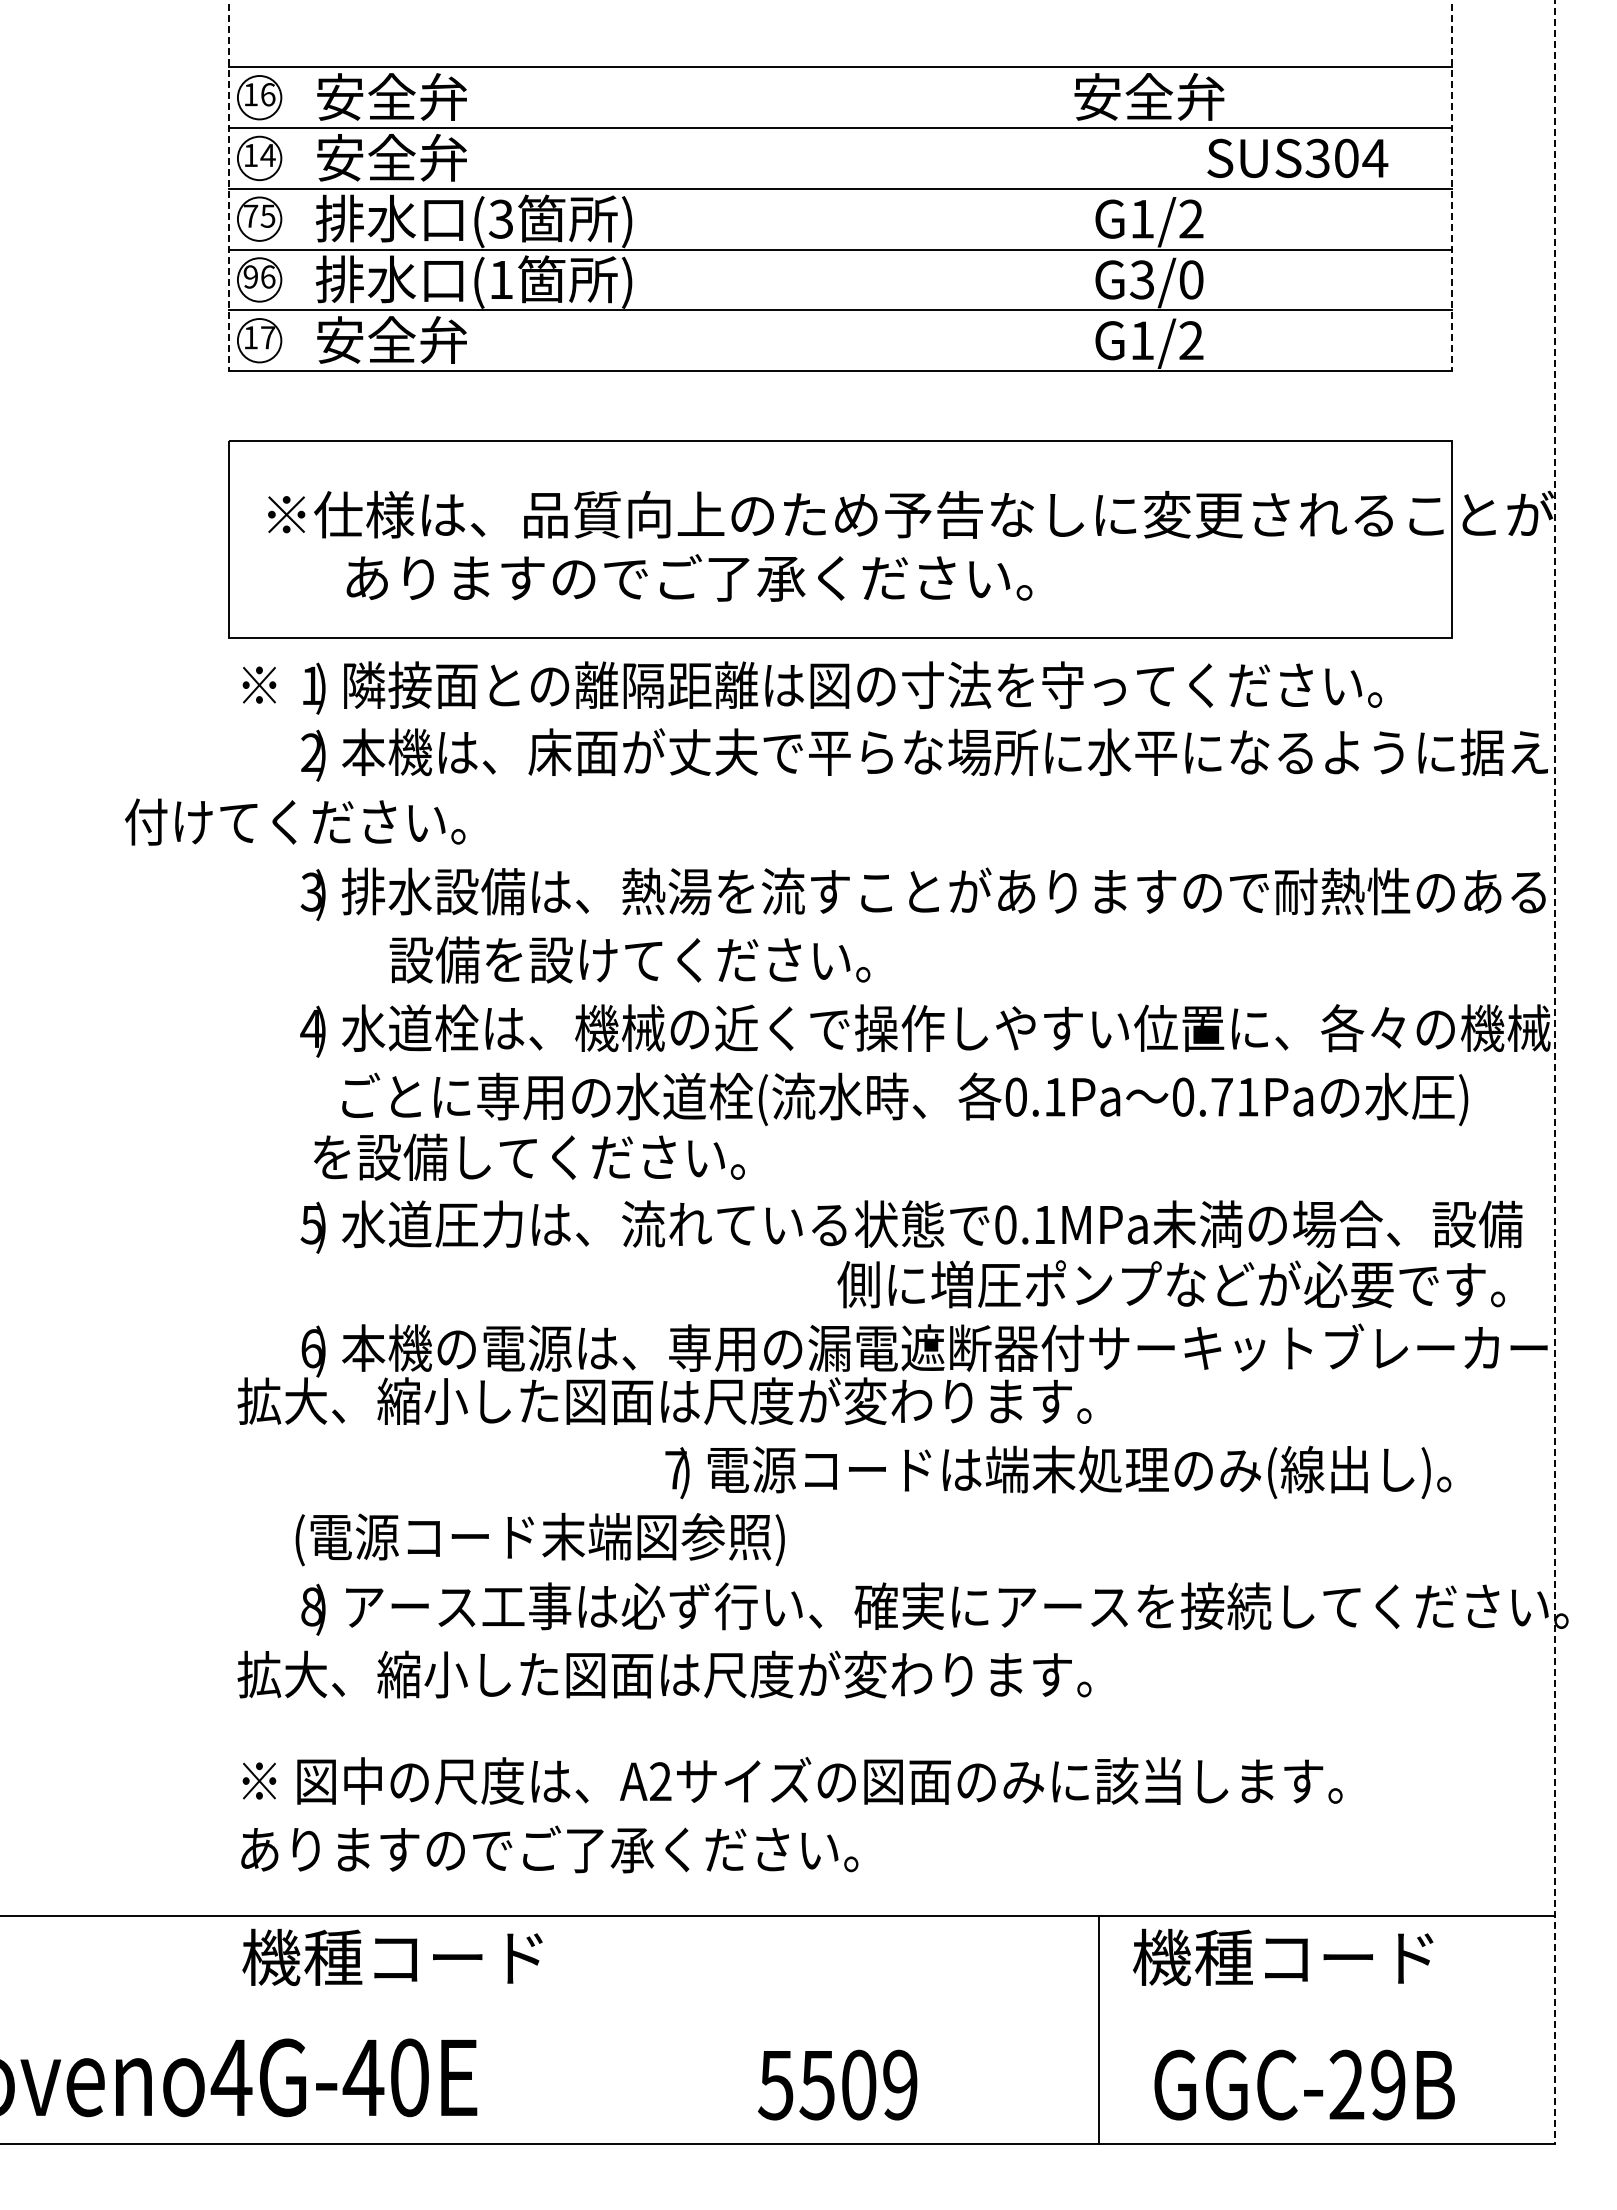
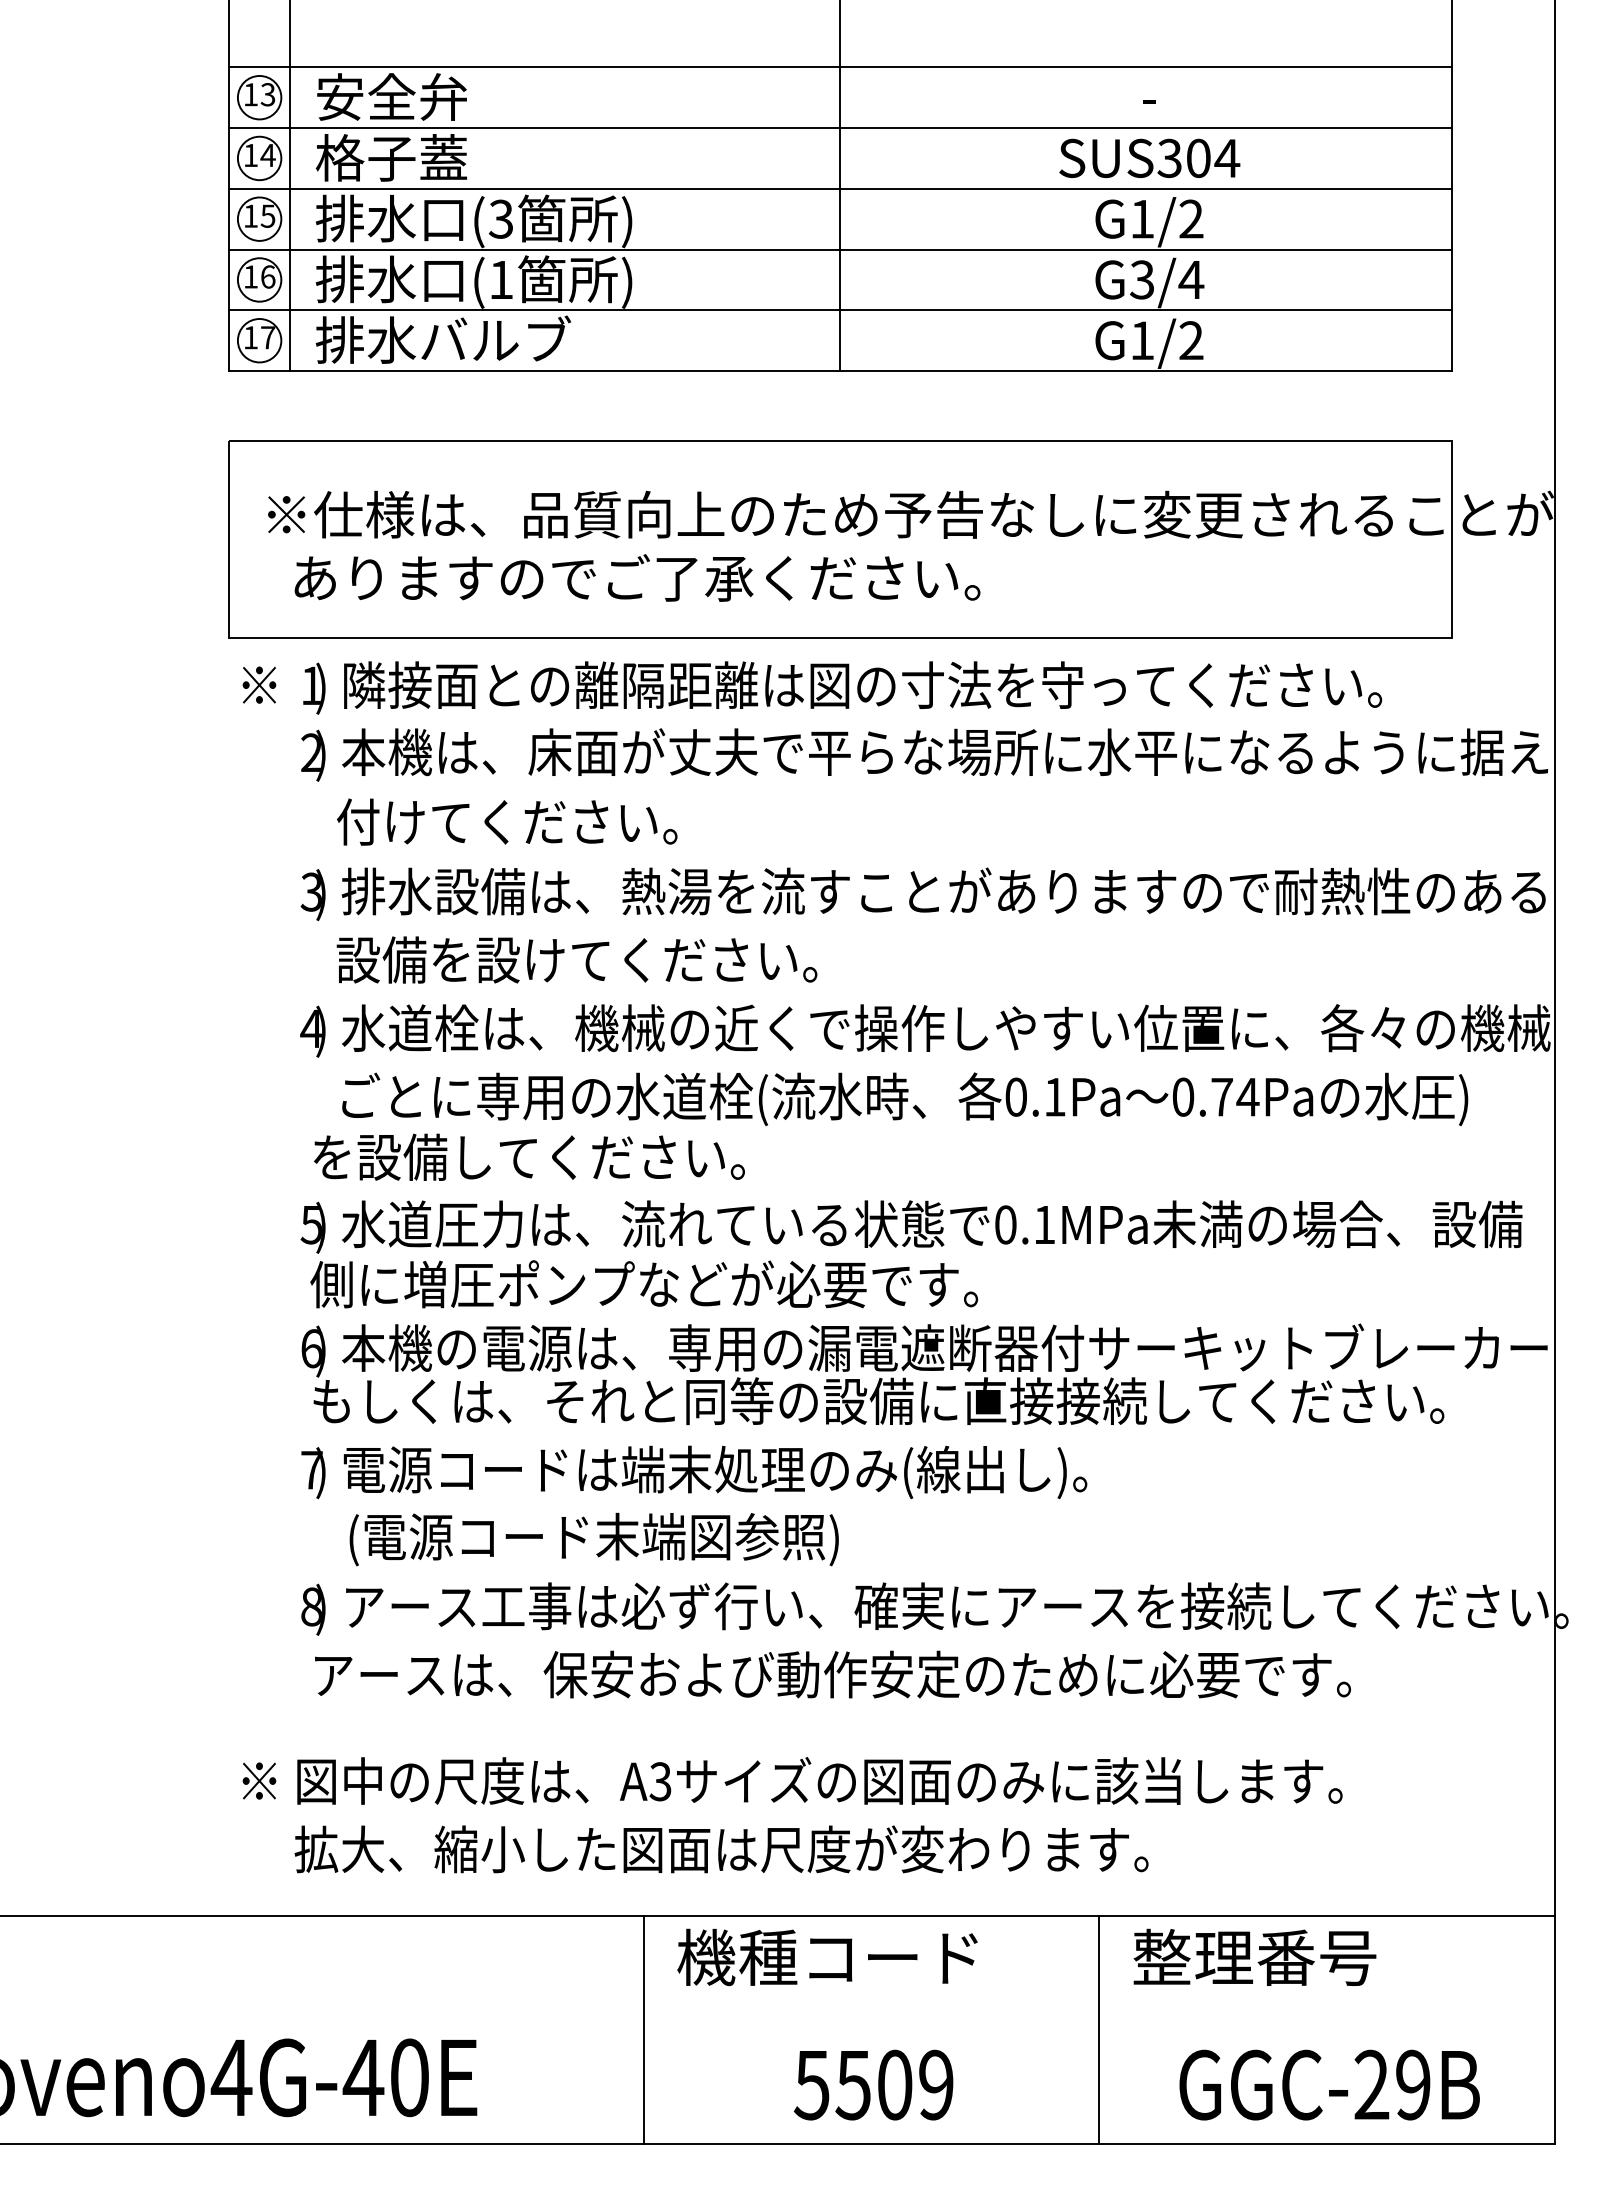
text: 16 -> 13 (267, 94)
text: 安全弁 -> - (1149, 96)
text: 安全弁 -> 格子蓋 (391, 157)
text position: (1297, 157) -> (1149, 157) (1149, 157)
line: dashed -> solid (229, 186)
line: none -> present (290, 186)
line: none -> present (840, 186)
line: dashed -> solid (1451, 186)
text: 75 -> 15 (251, 215)
text: 96 -> 16 (250, 276)
text: G3/0 -> G3/4 (1191, 279)
text: 安全弁 -> 排水バルブ (443, 339)
text position: (689, 577) -> (637, 577) (637, 577)
text position: (295, 821) -> (507, 821) (507, 821)
text position: (629, 959) -> (576, 959) (576, 959)
line: dashed -> solid (1554, 1071)
text: 0.71Pa -> 0.74Pa (1247, 1097)
text position: (1171, 1284) -> (644, 1284) (644, 1284)
text: 拡大、縮小した図面は尺度が変わります。 -> もしくは、それと同等の設備に直接接続してください。 (840, 1401)
text position: (1058, 1472) -> (694, 1472) (694, 1472)
text position: (539, 1539) -> (593, 1539) (593, 1539)
text: 拡大、縮小した図面は尺度が変わります。 -> アースは、保安および動作安定のために必要です。 (794, 1674)
text: A2 -> A3 (660, 1781)
text: ありますのでご了承ください。 -> 拡大、縮小した図面は尺度が変わります。 (694, 1849)
text position: (392, 1956) -> (827, 1956) (827, 1956)
text: 機種コード -> 整理番号 (1283, 1957)
line: none -> present (643, 2029)
text position: (837, 2084) -> (873, 2084) (873, 2084)
text position: (1304, 2084) -> (1329, 2084) (1329, 2084)
